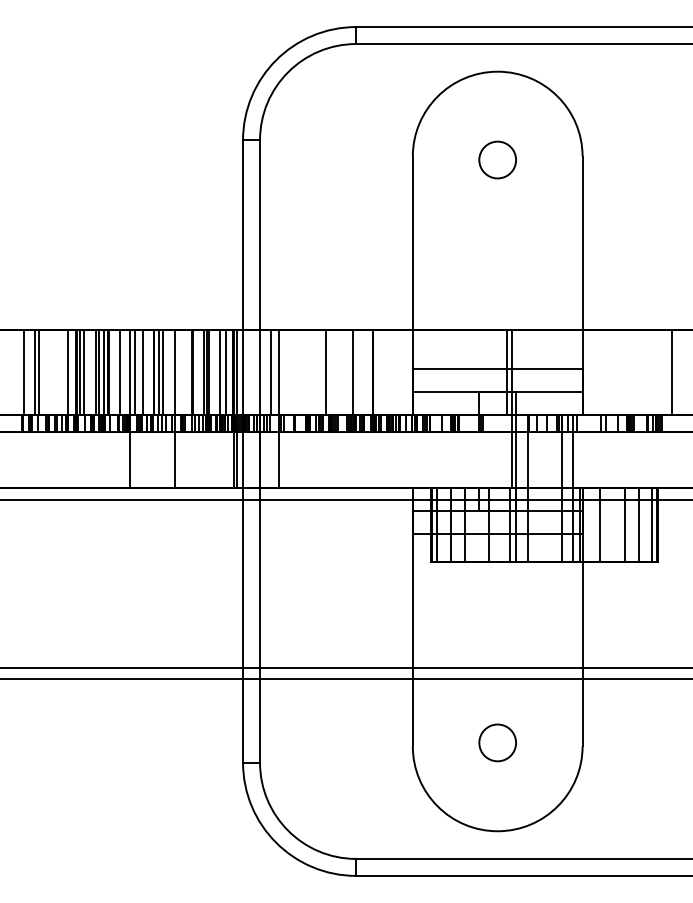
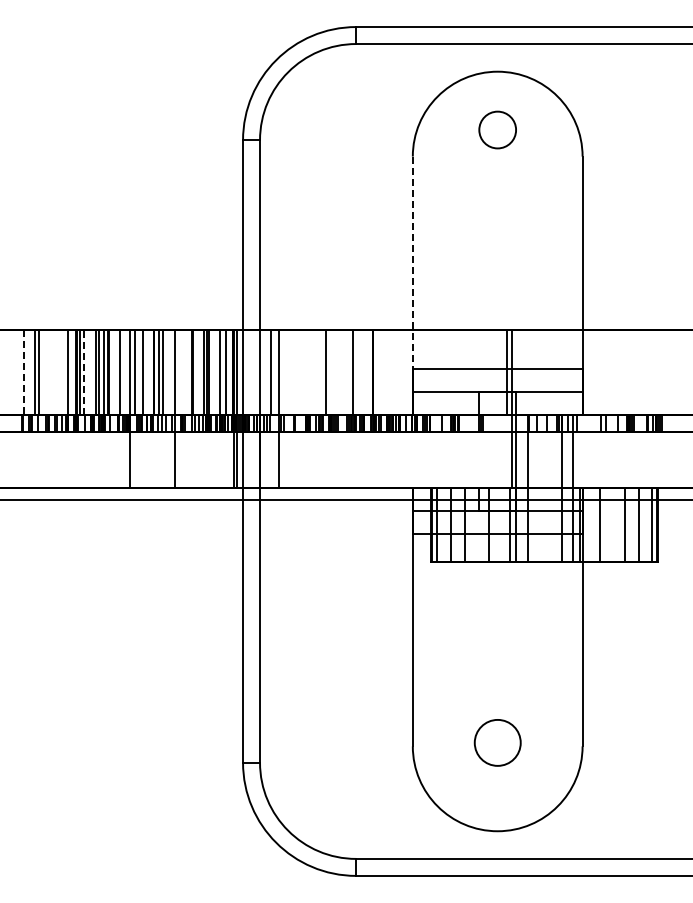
circle position: (497, 159) -> (497, 129) (497, 129)
line: solid -> dashed (412, 263)
line: solid -> dashed (84, 371)
line: present -> none (672, 371)
line: solid -> dashed (23, 372)
line: present -> none (345, 667)
line: present -> none (345, 678)
circle size: 39x40 px -> 49x48 px (497, 742)
